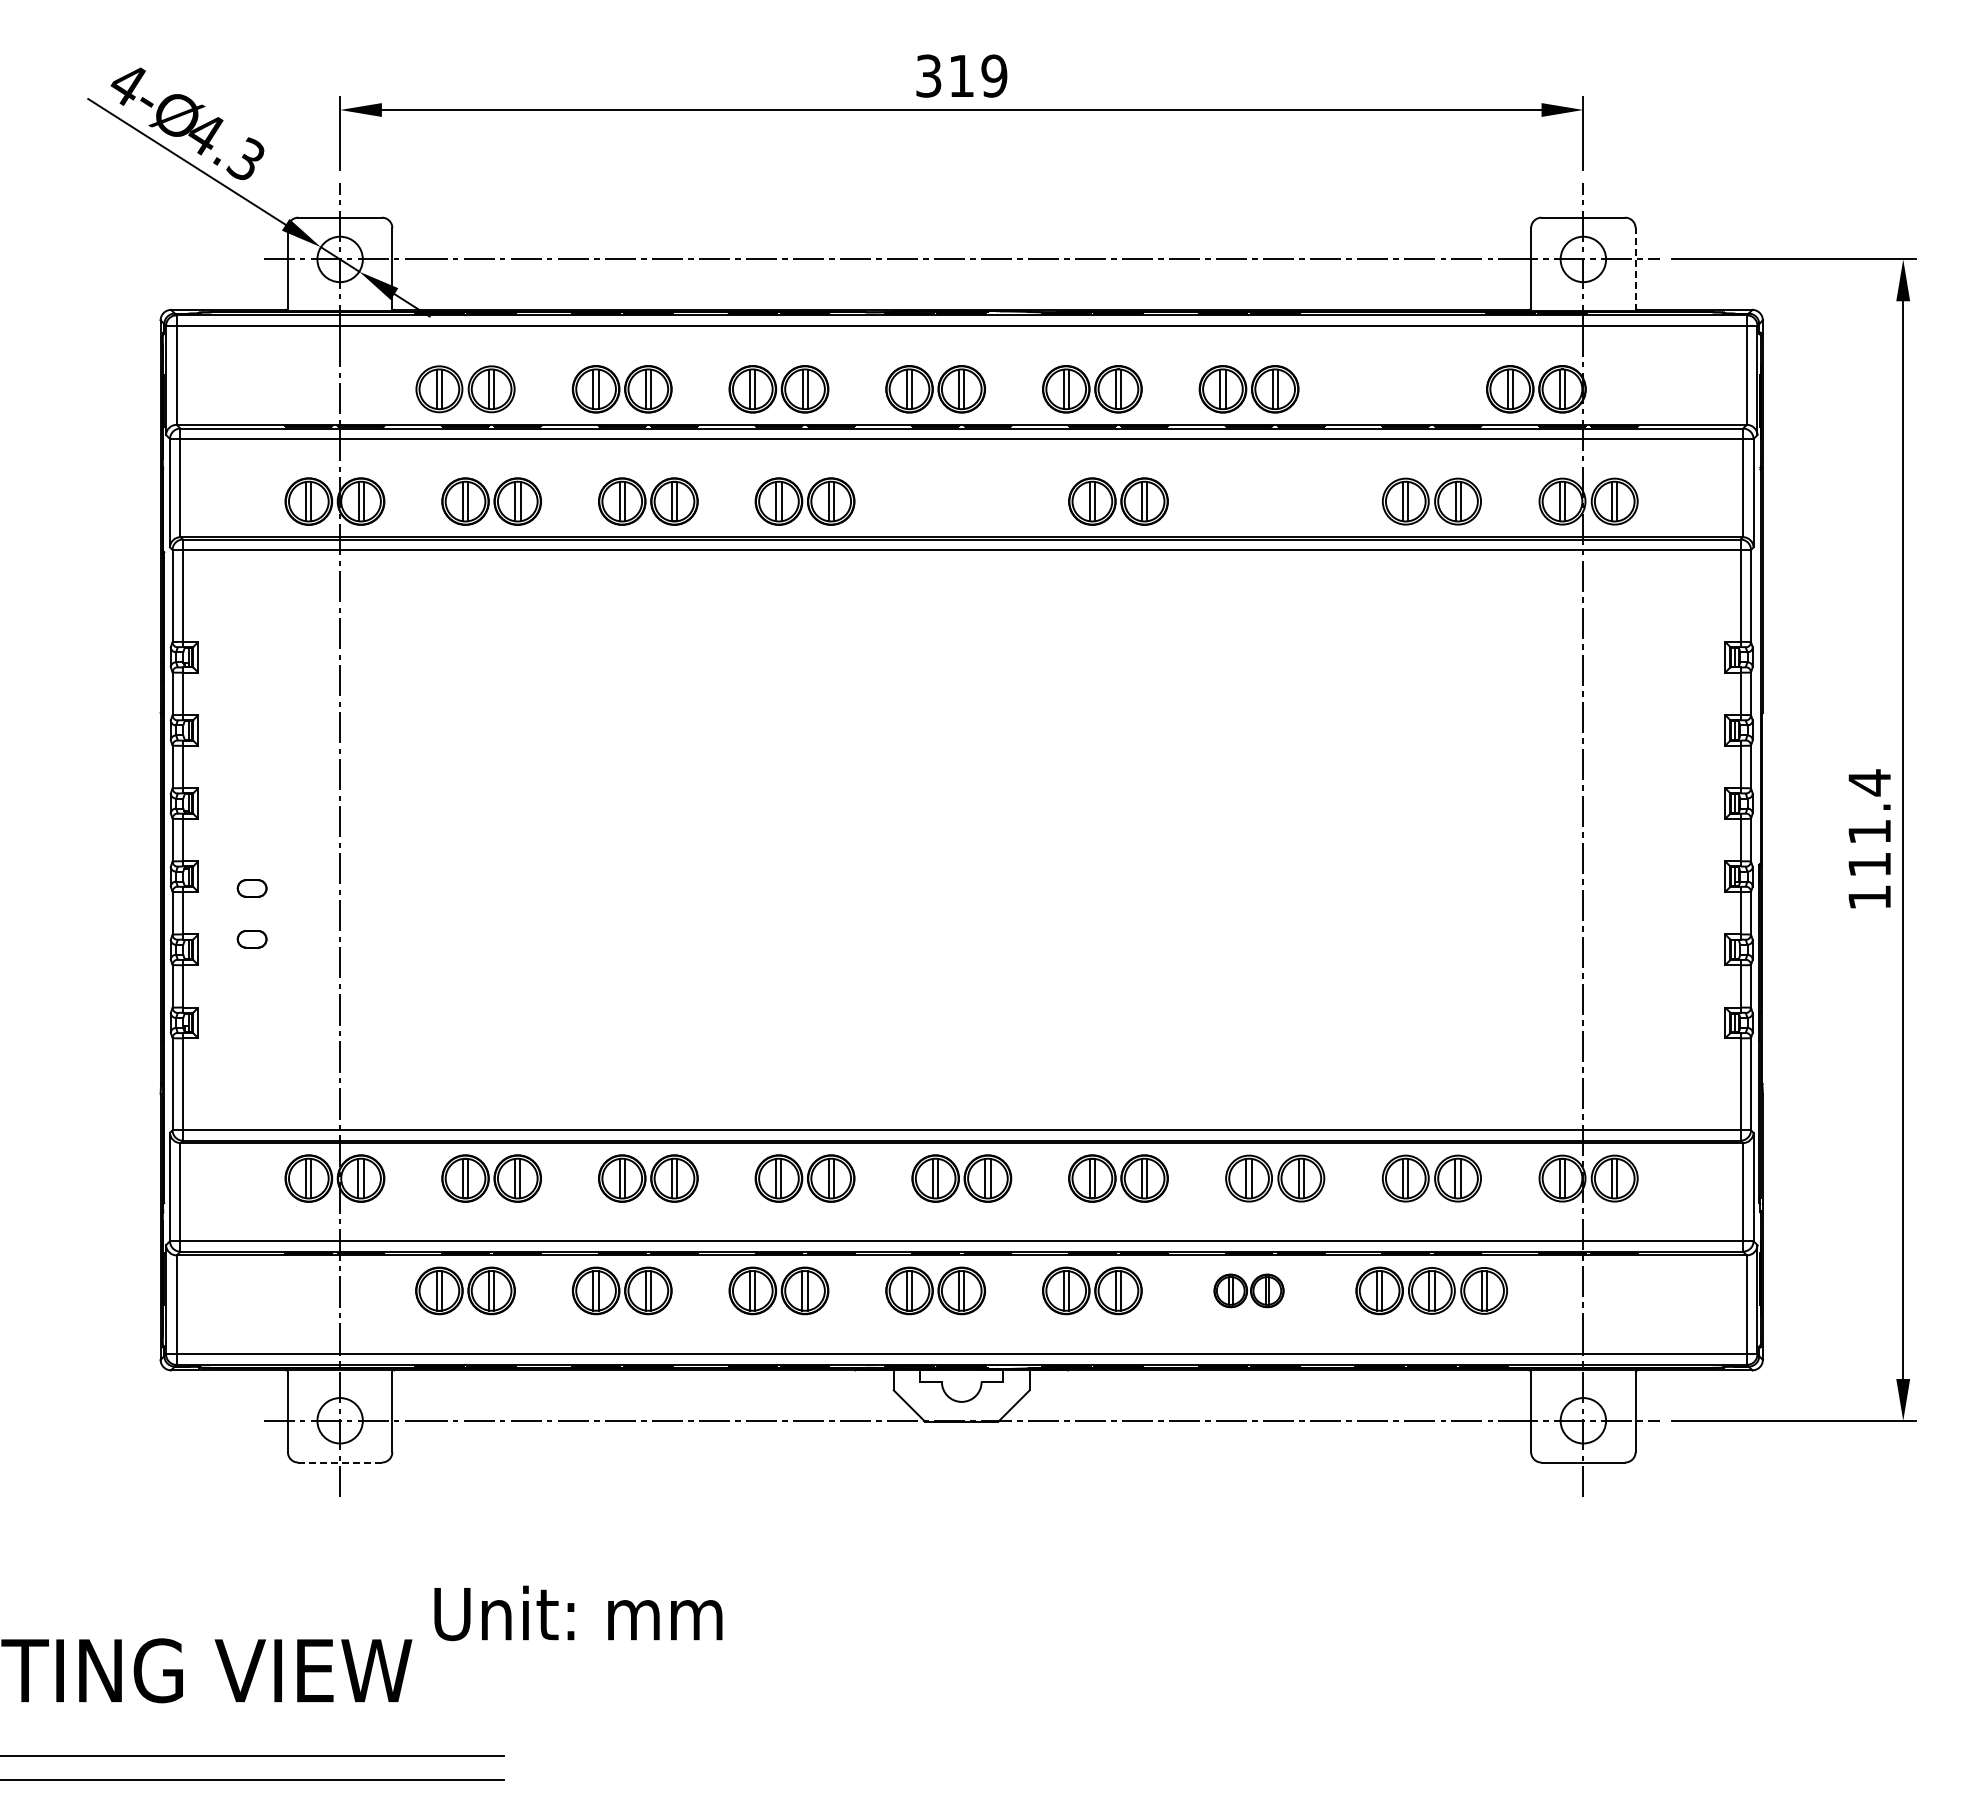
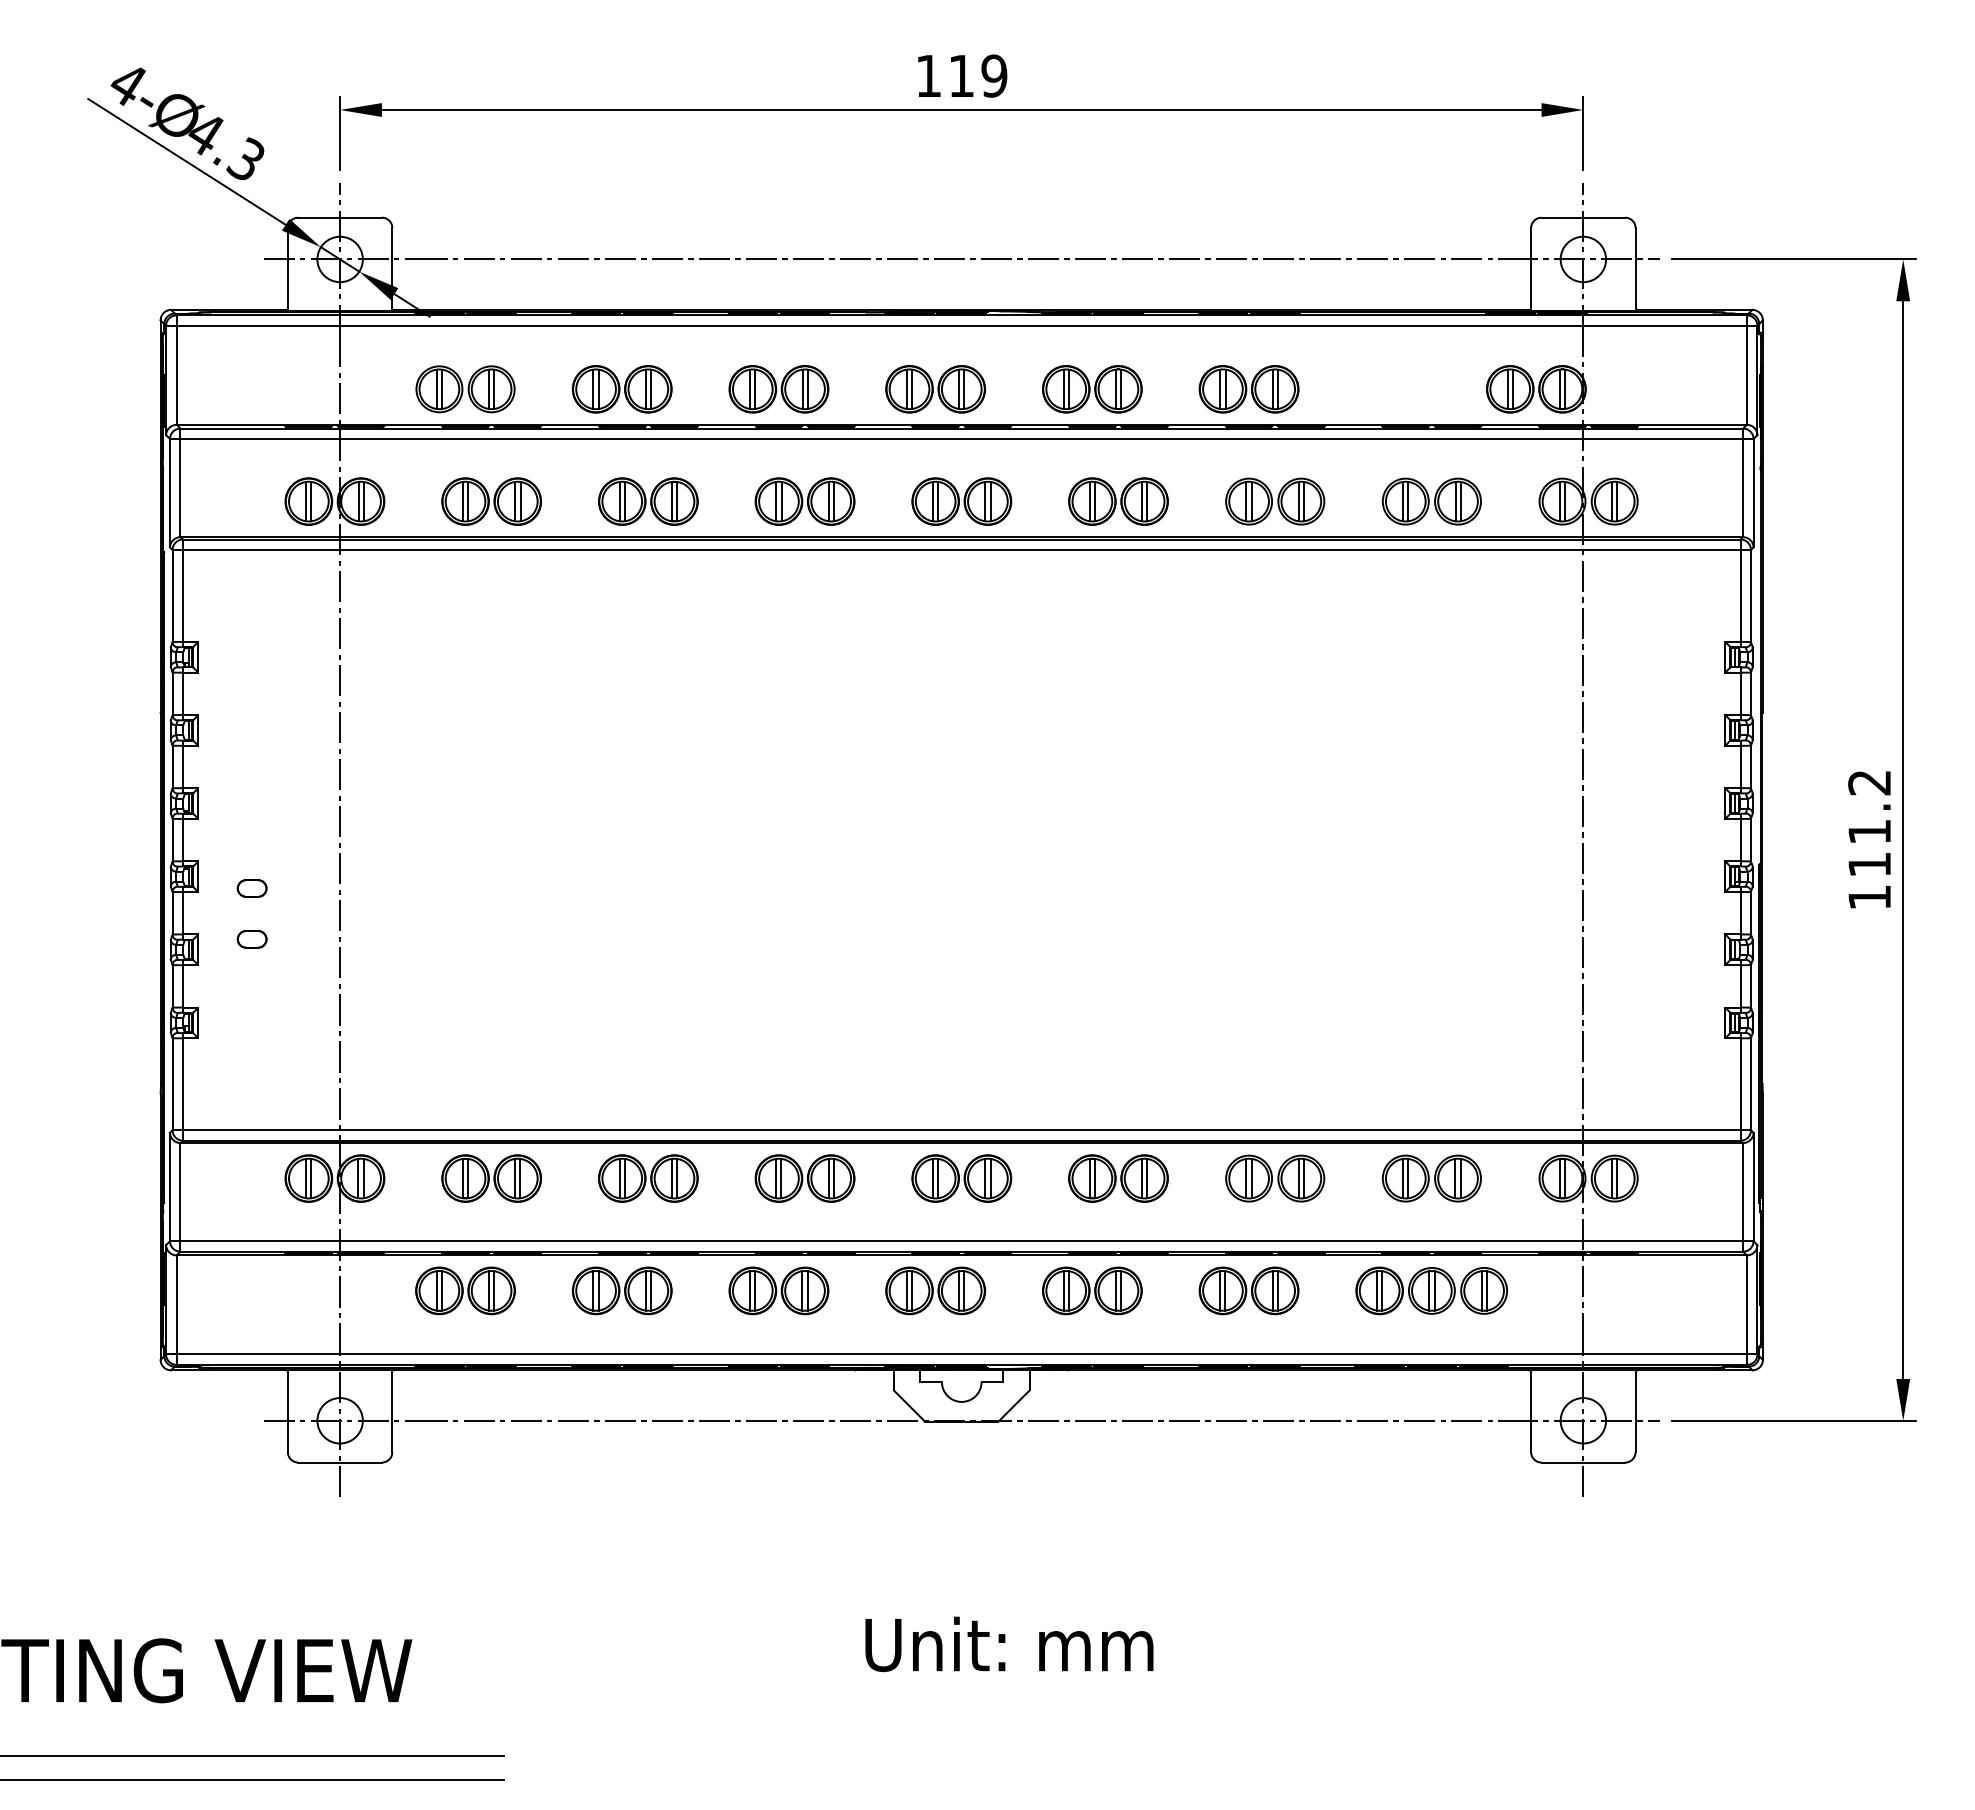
text: 319 -> 119 (928, 75)
line: dashed -> solid (1635, 268)
part: none -> present (961, 501)
part: none -> present (1275, 501)
text: 111.4 -> 111.2 (1869, 782)
part size: 72x36 px -> 102x50 px (1248, 1290)
line: dashed -> solid (340, 1462)
text position: (578, 1613) -> (1009, 1644) (1009, 1644)
